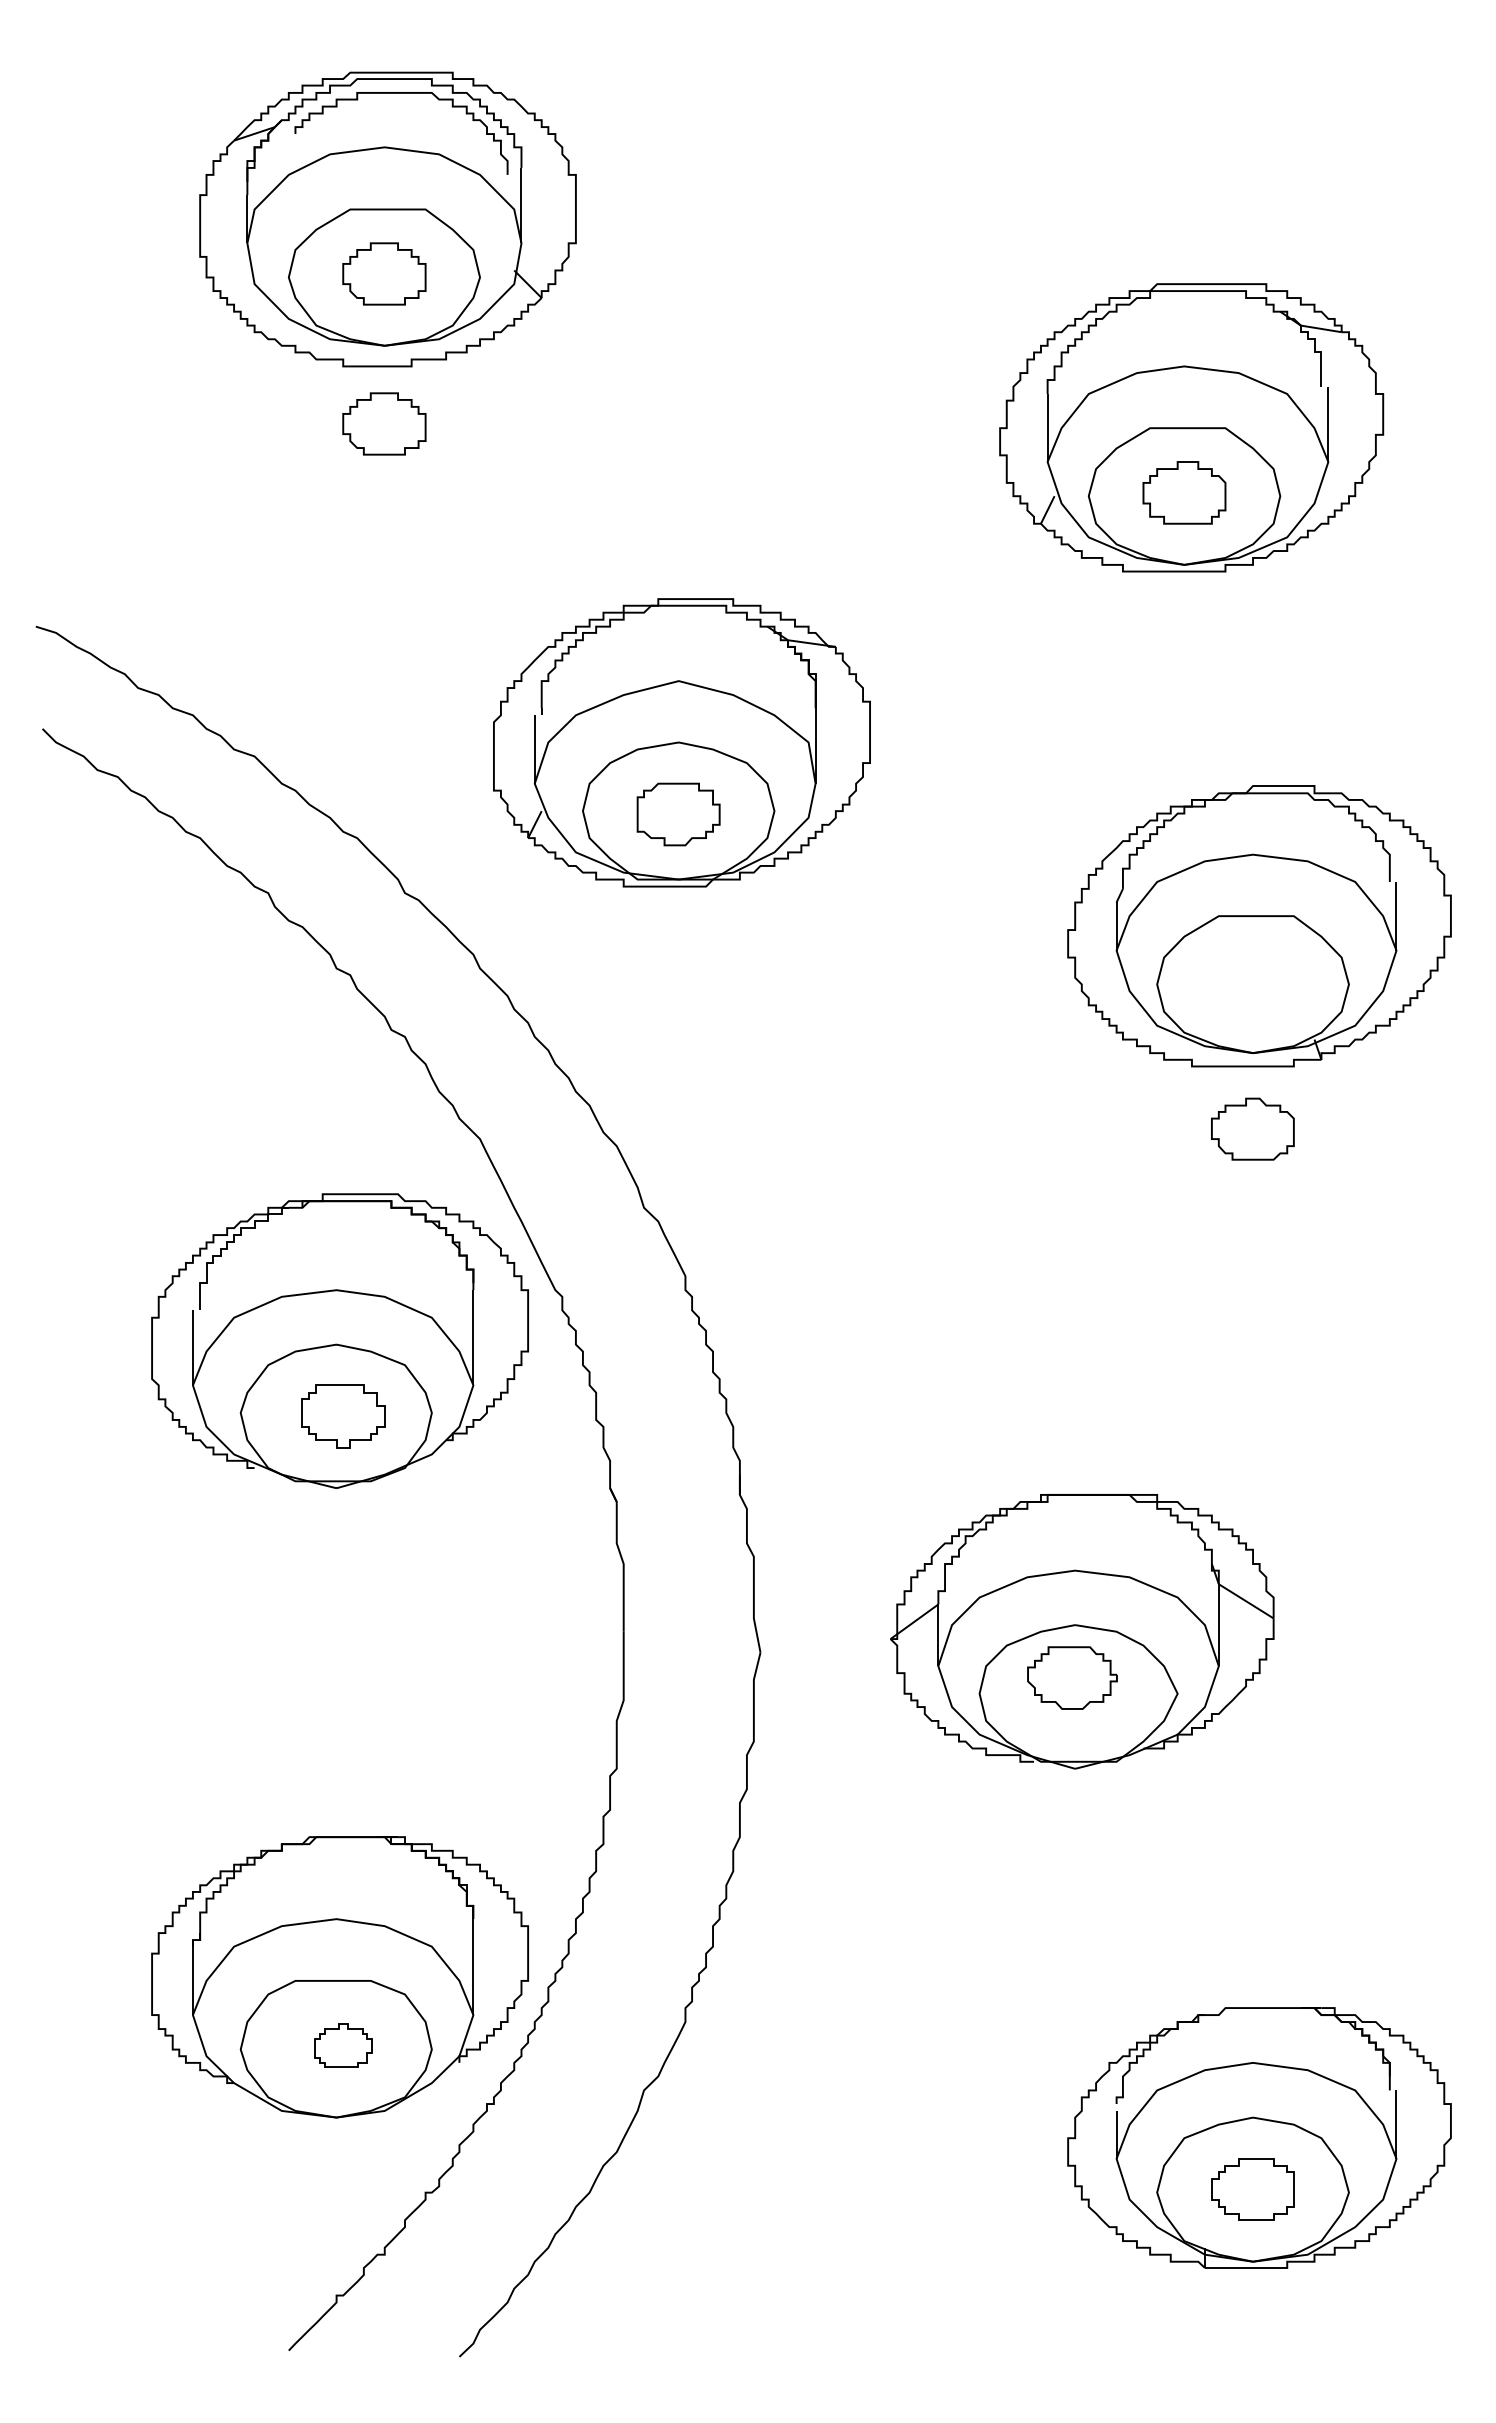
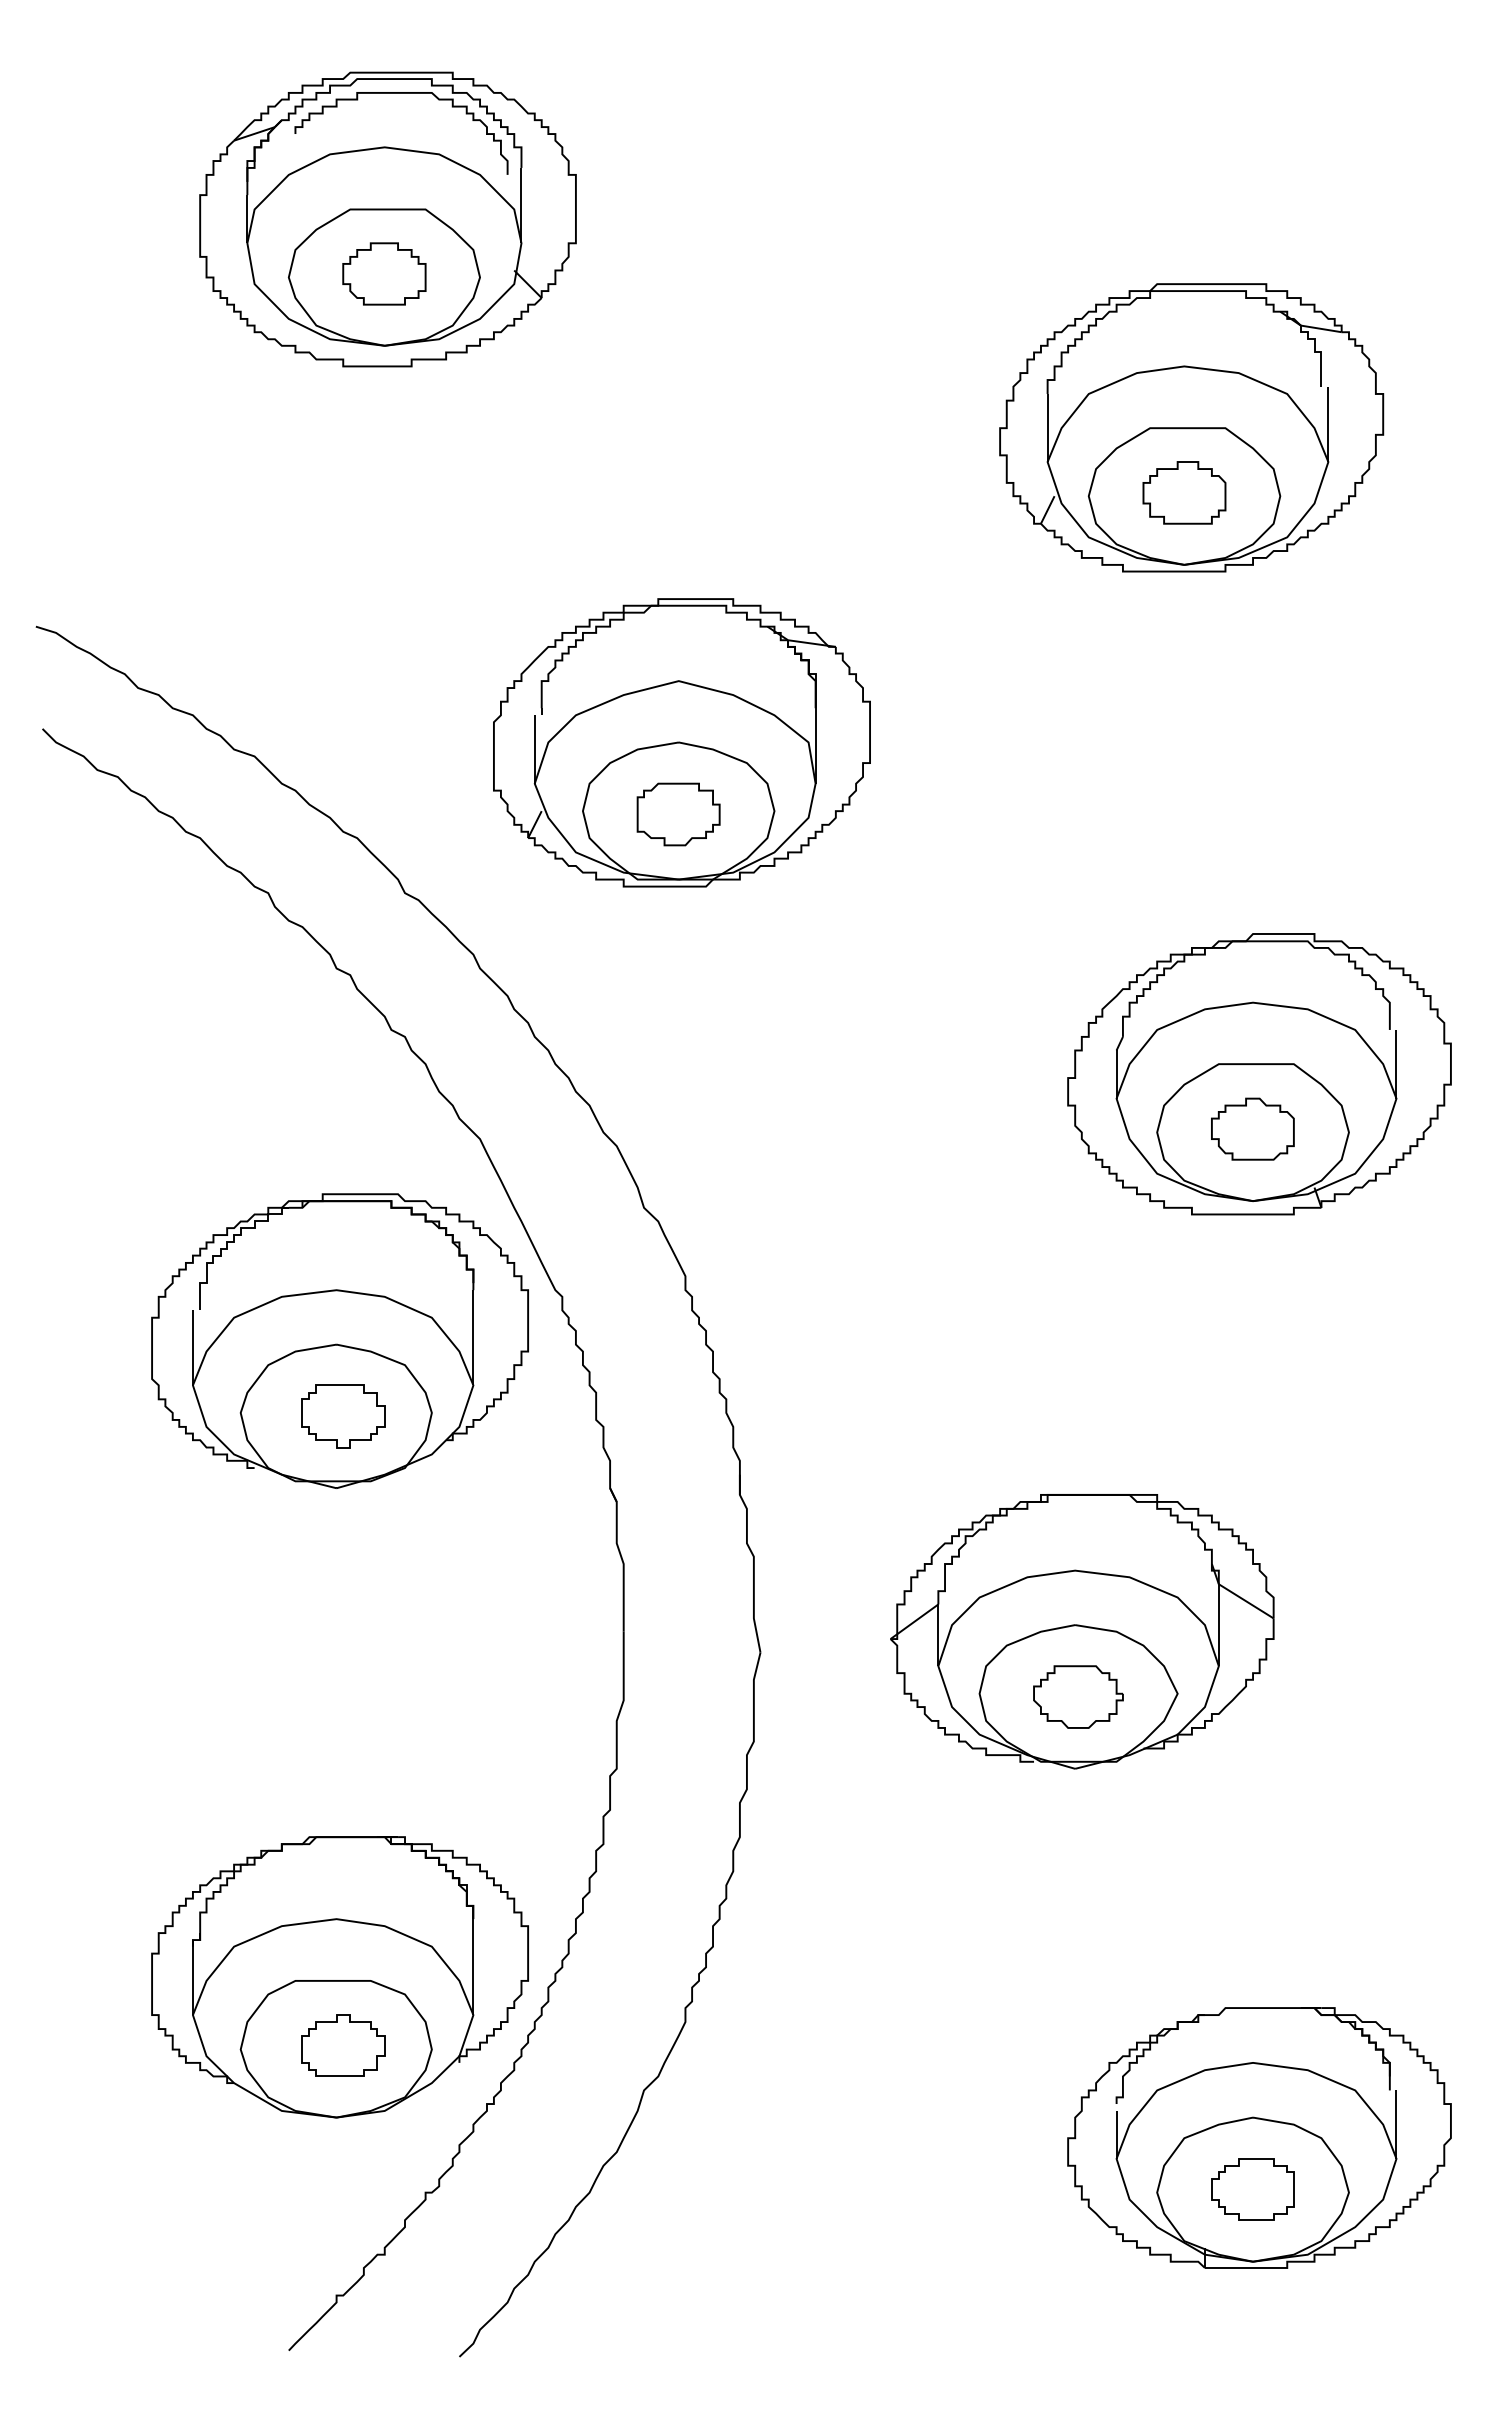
part: present -> none (384, 423)
part position: (1259, 926) -> (1259, 1074) (1259, 1074)
part position: (1072, 1677) -> (1078, 1696) (1078, 1696)
part size: 59x45 px -> 85x63 px (343, 2045)
